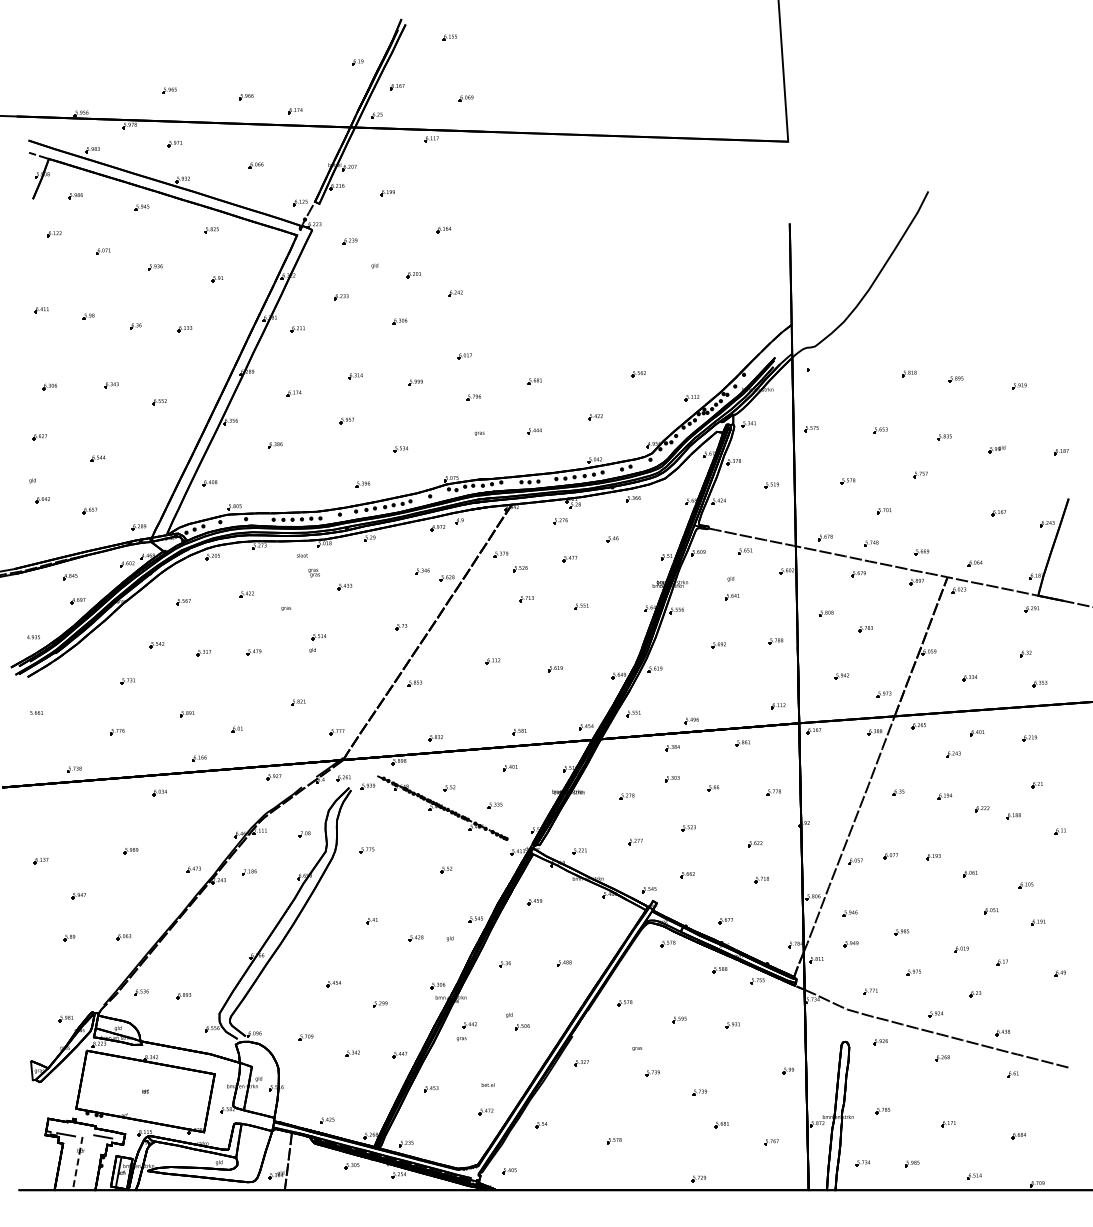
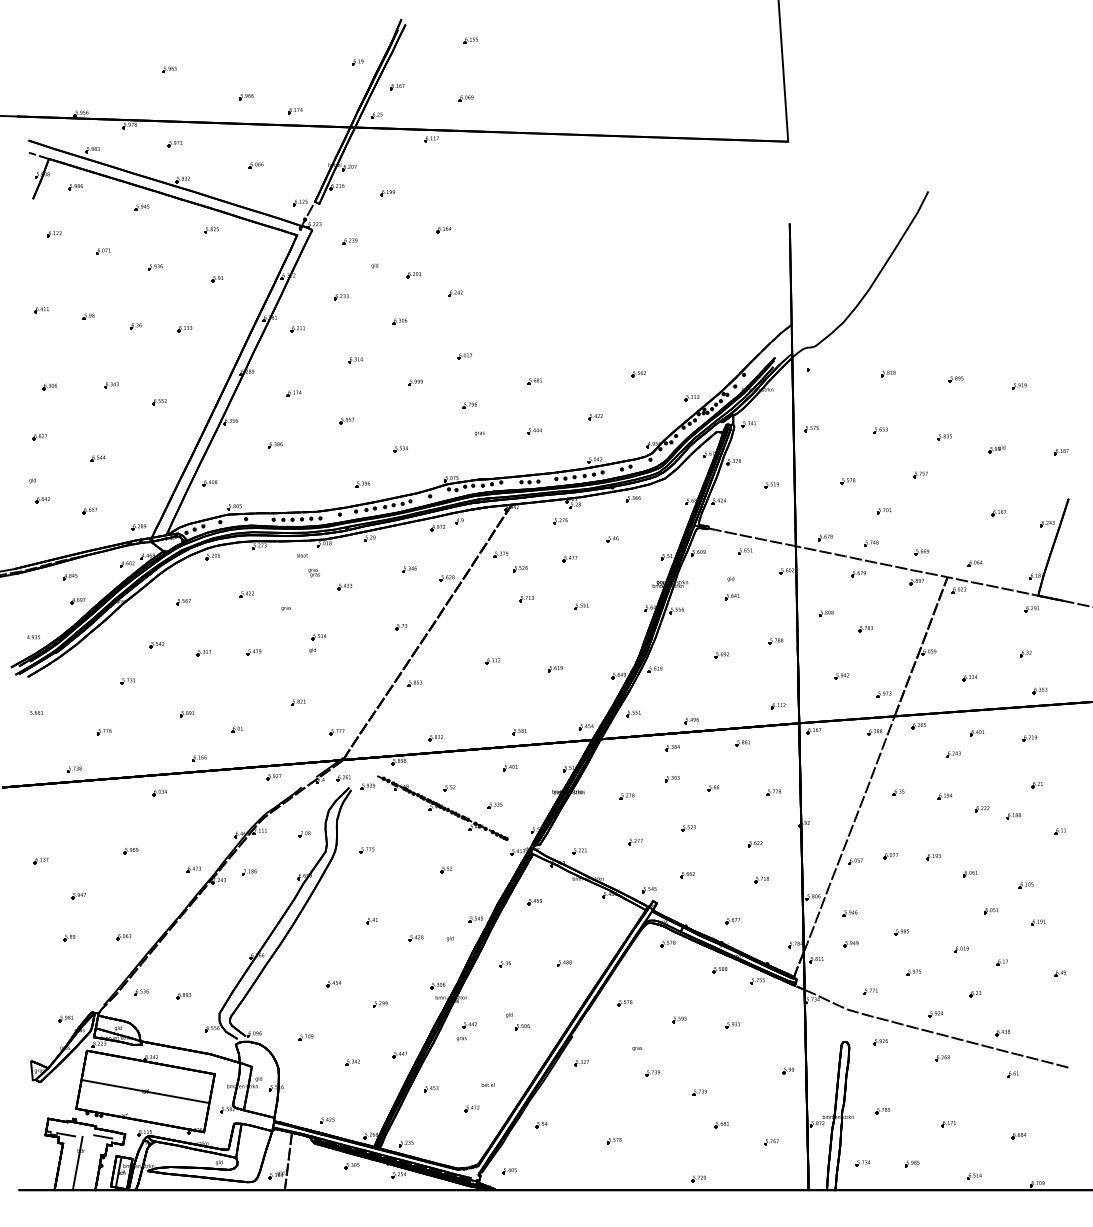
part position: (449, 37) -> (470, 40) (470, 40)
part position: (169, 90) -> (169, 69) (169, 69)
part position: (75, 196) -> (75, 187) (75, 187)
part position: (909, 373) -> (888, 373) (888, 373)
part position: (355, 376) -> (355, 360) (355, 360)
part position: (473, 397) -> (469, 405) (469, 405)
part position: (422, 571) -> (409, 569) (409, 569)
part position: (718, 645) -> (721, 655) (721, 655)
part position: (1039, 683) -> (1039, 690) (1039, 690)
part position: (117, 732) -> (104, 732) (104, 732)
part position: (725, 921) -> (732, 921) (732, 921)
part position: (352, 1053) -> (352, 1062) (352, 1062)
line: none -> present (145, 1091)
part position: (485, 1111) -> (471, 1108) (471, 1108)
line: dashed -> solid (77, 1164)
